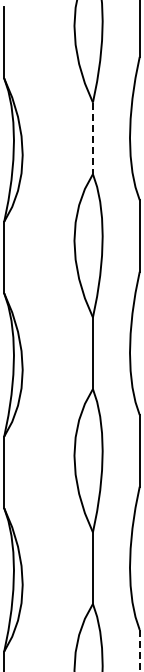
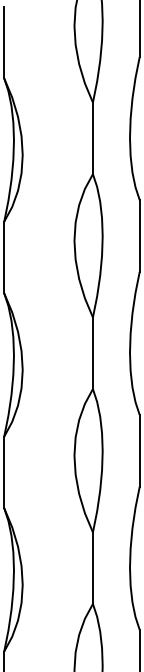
line: dashed -> solid (92, 138)
line: dashed -> solid (139, 650)
